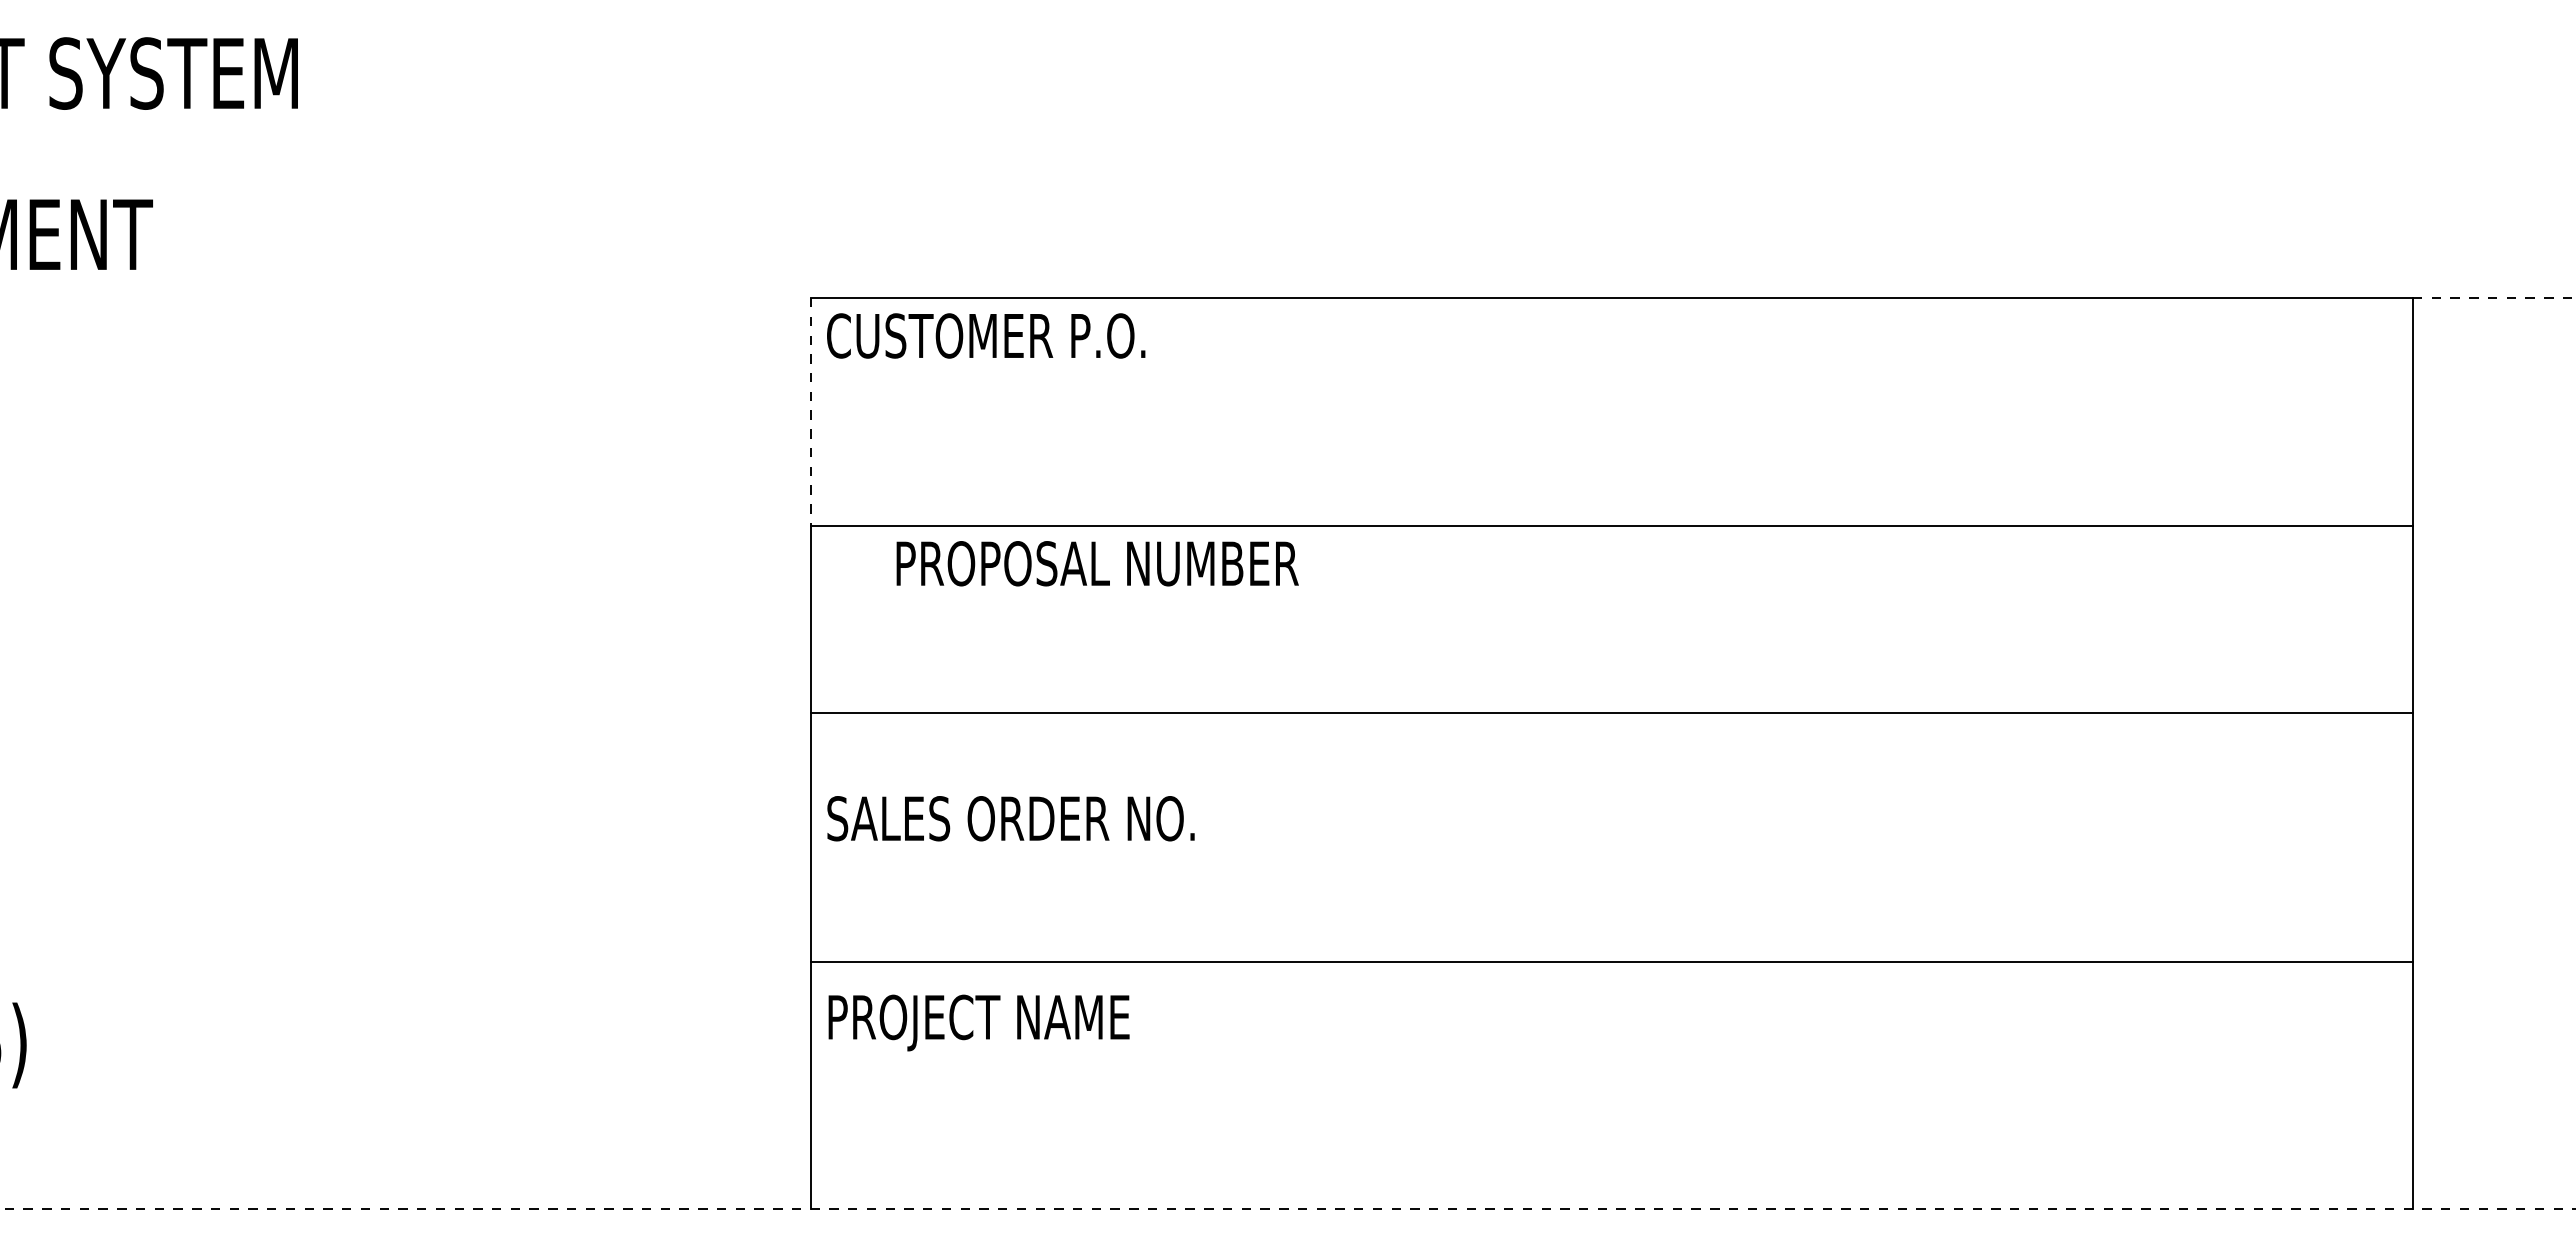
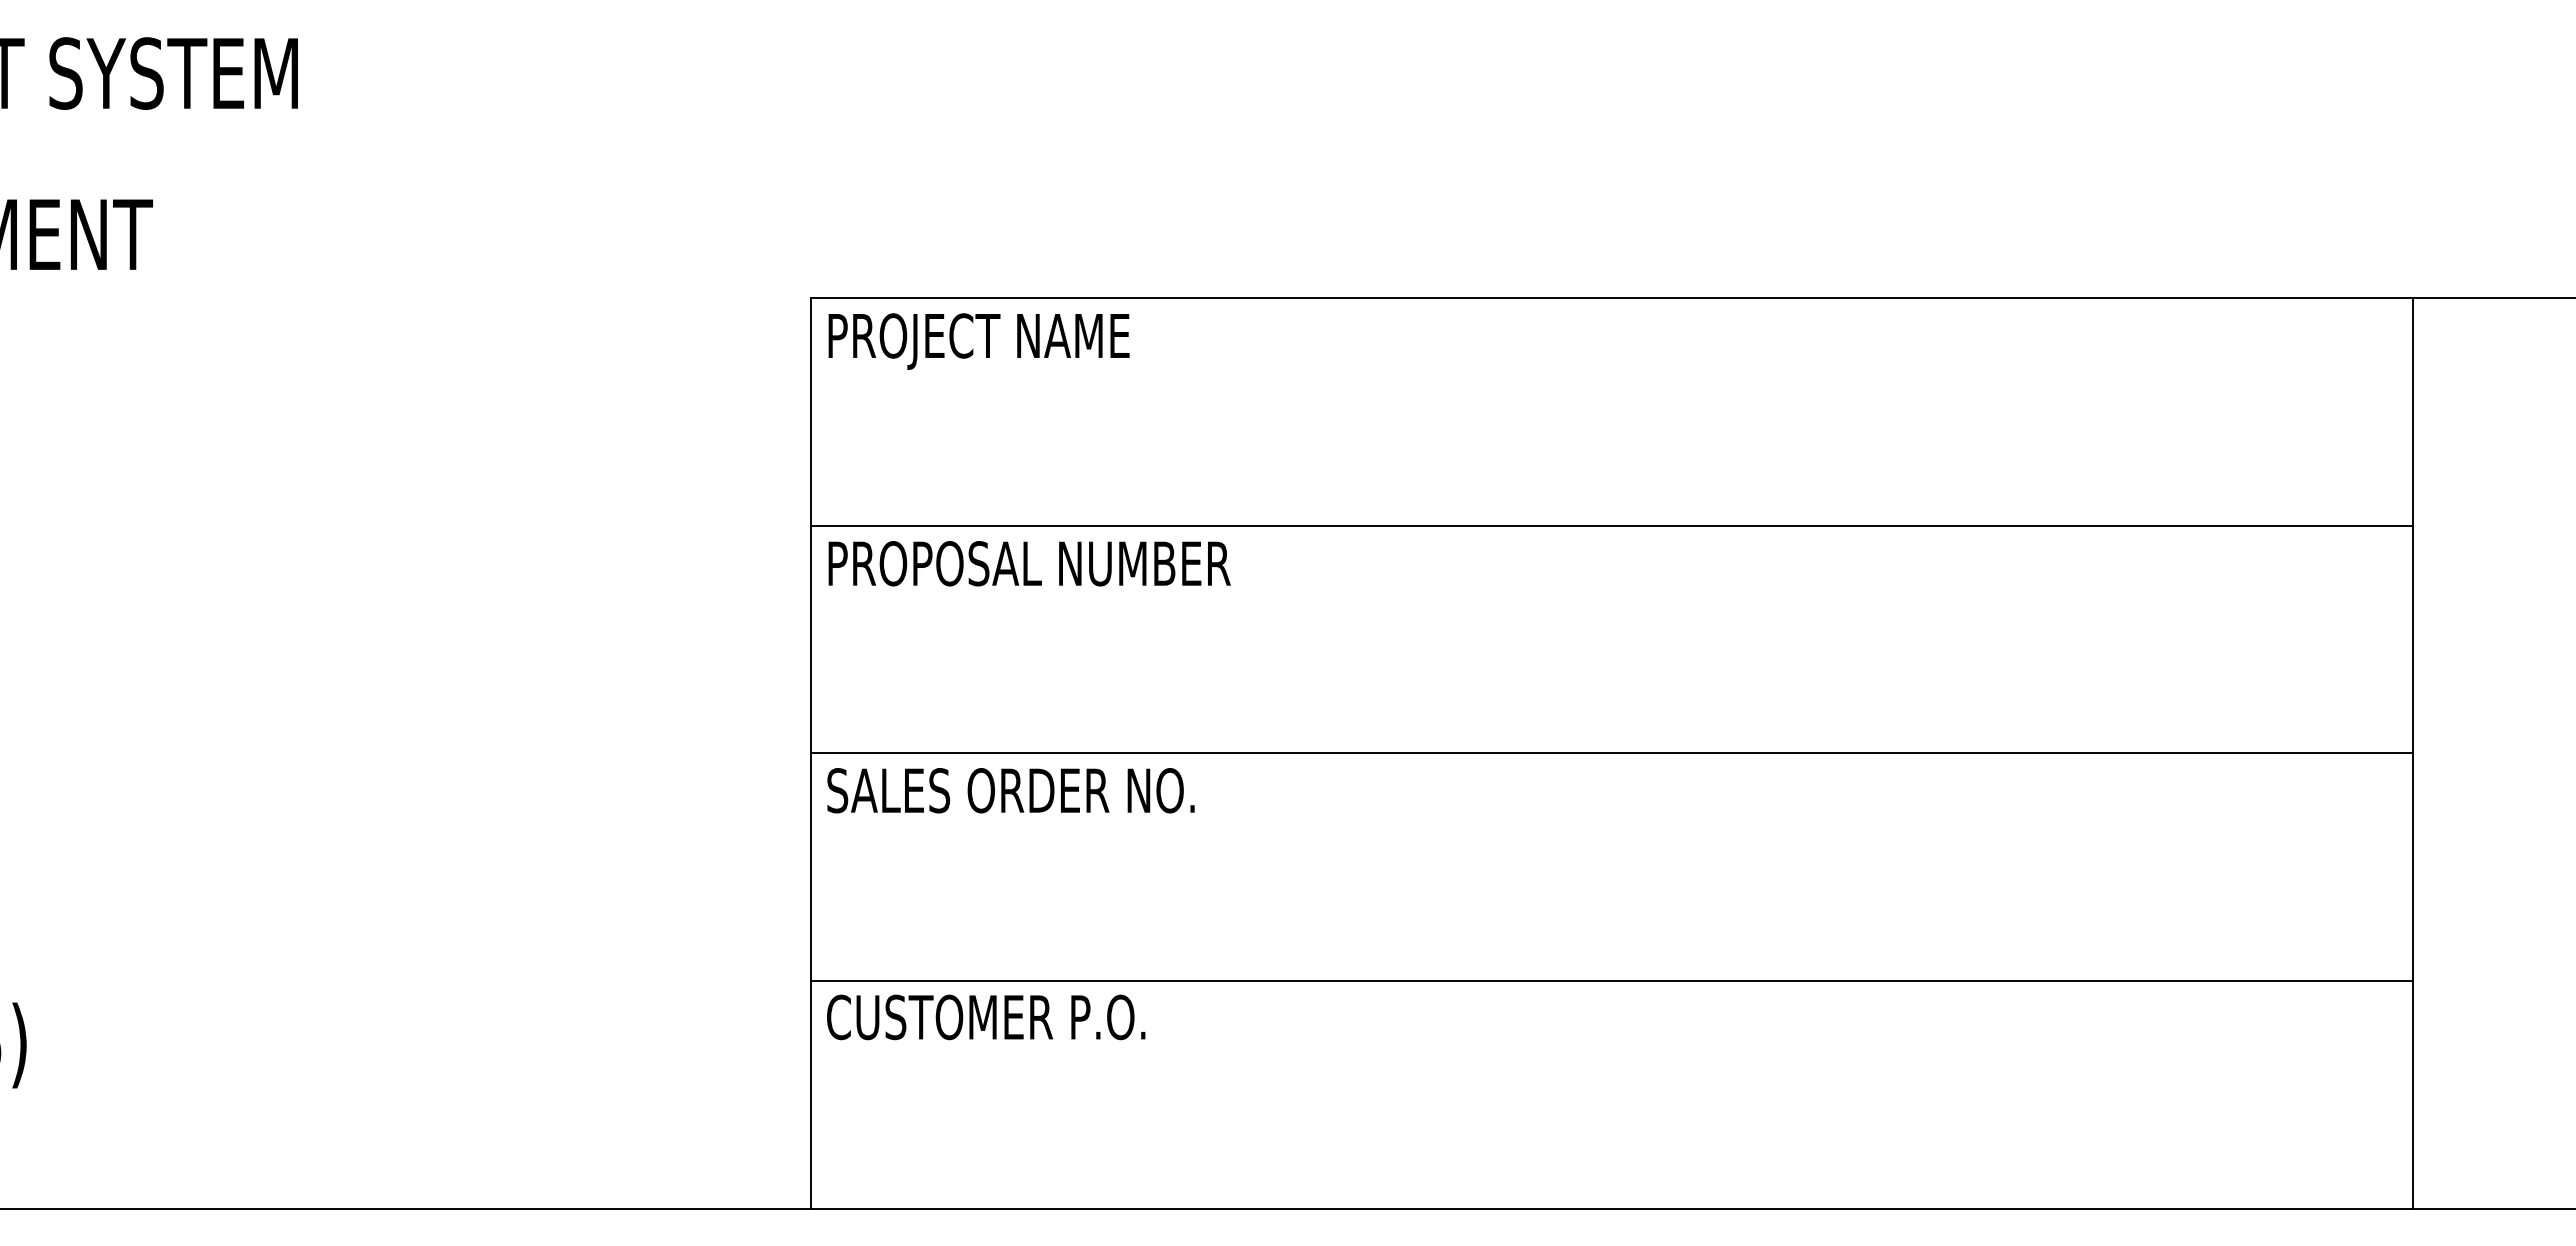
line: dashed -> solid (2493, 298)
text: CUSTOMER P.O. -> PROJECT NAME (986, 341)
line: dashed -> solid (810, 411)
text position: (1097, 563) -> (1029, 563) (1029, 563)
line position: (1611, 713) -> (1611, 753) (1611, 753)
text position: (1010, 818) -> (1010, 790) (1010, 790)
line position: (1611, 962) -> (1611, 981) (1611, 981)
text: PROJECT NAME -> CUSTOMER P.O. (986, 1022)
line: dashed -> solid (1287, 1208)
